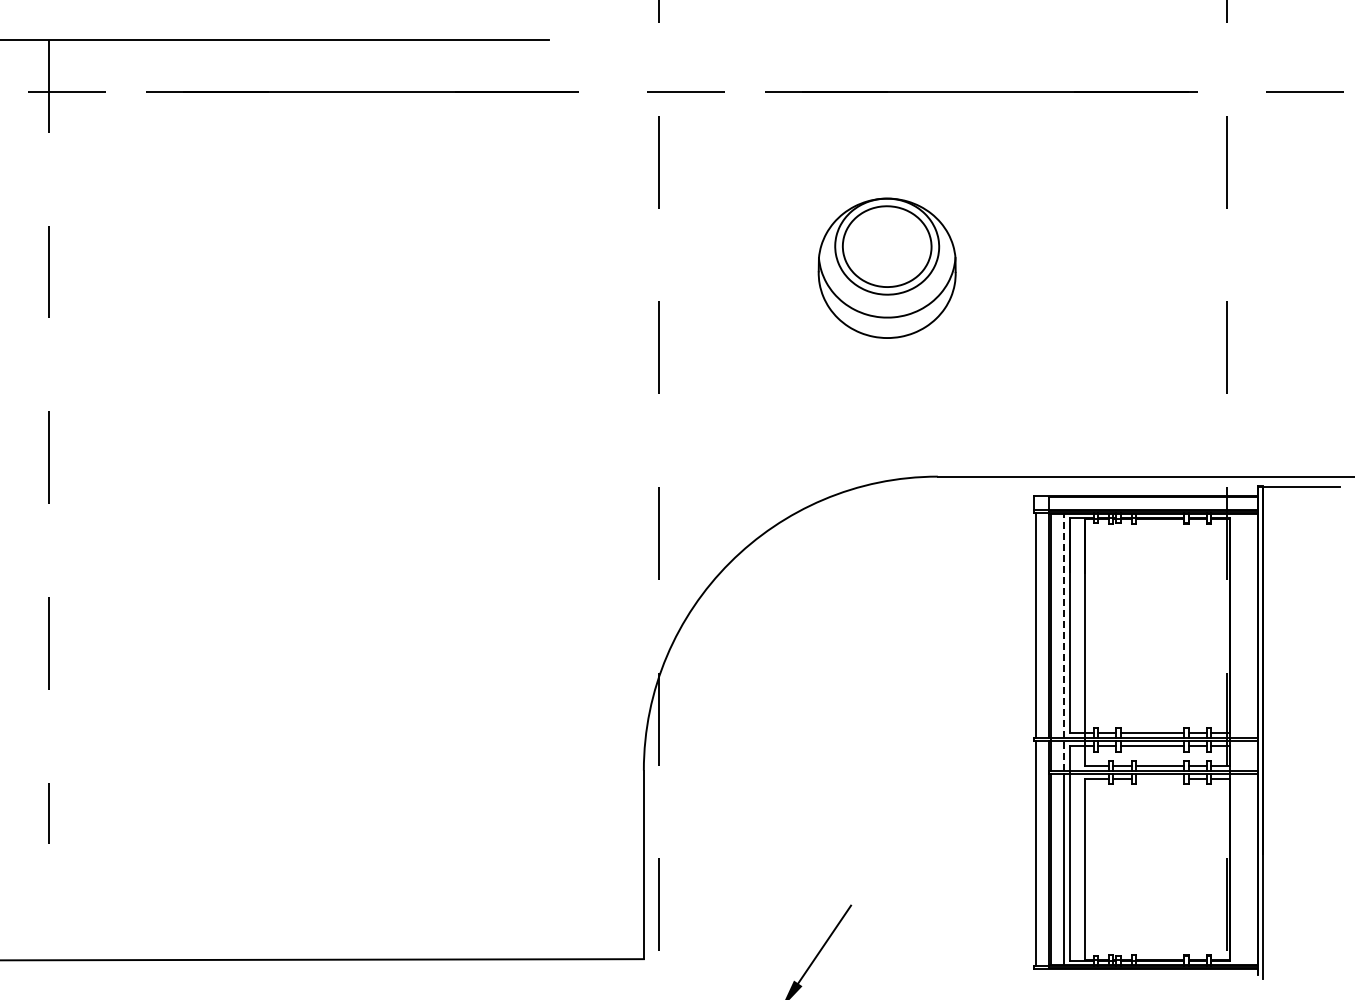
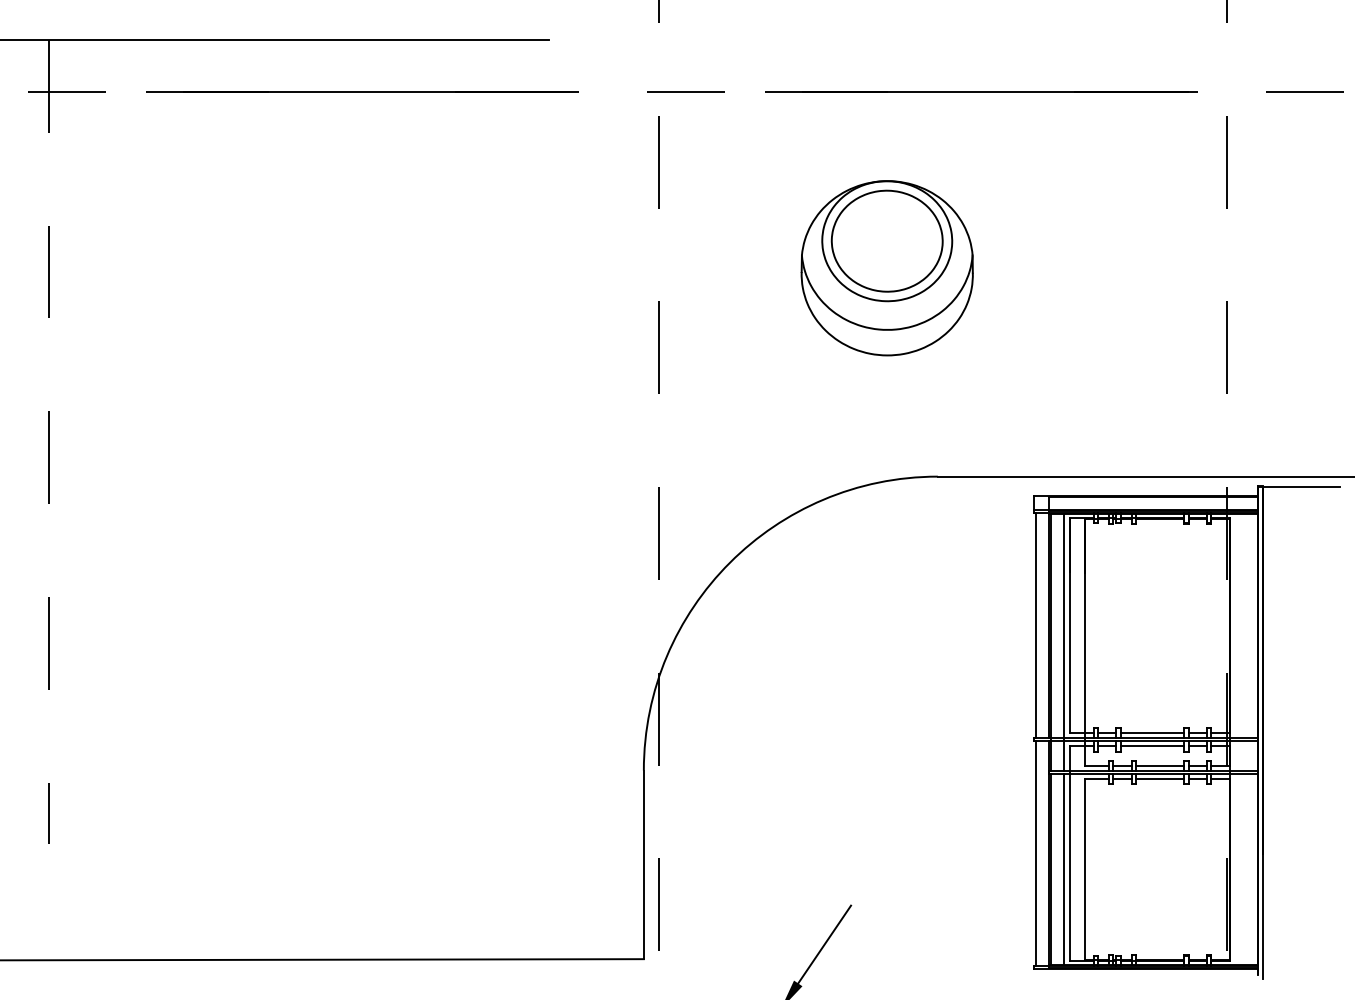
part size: 140x142 px -> 174x177 px (886, 268)
line: dashed -> solid (1064, 642)
line: none -> present (1159, 779)
